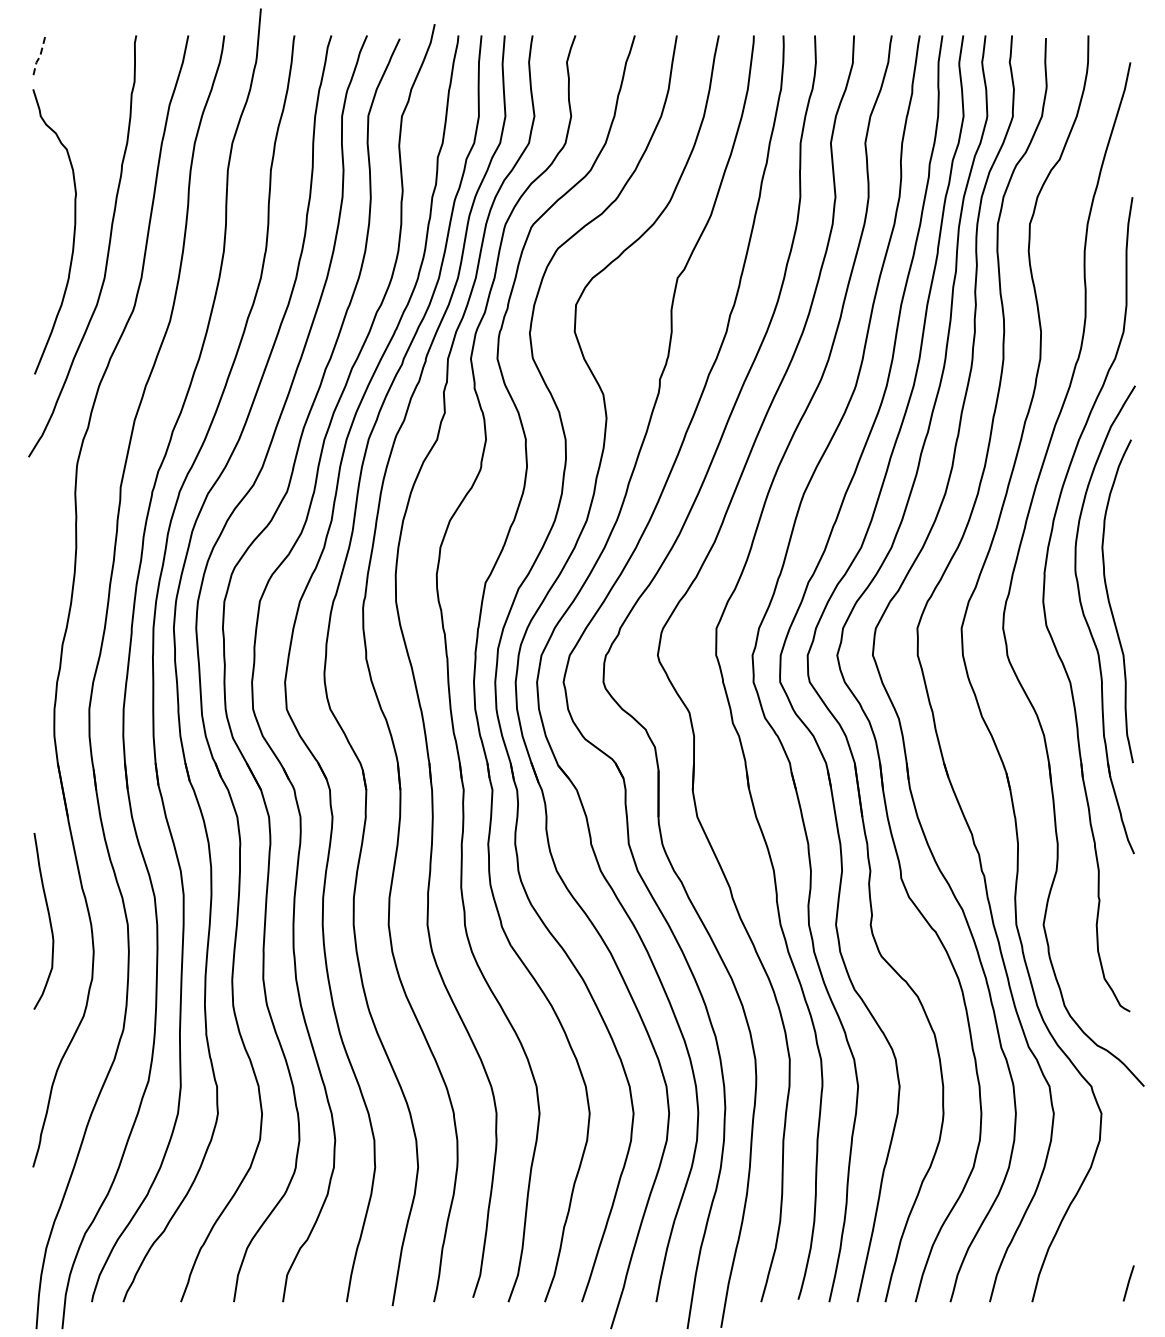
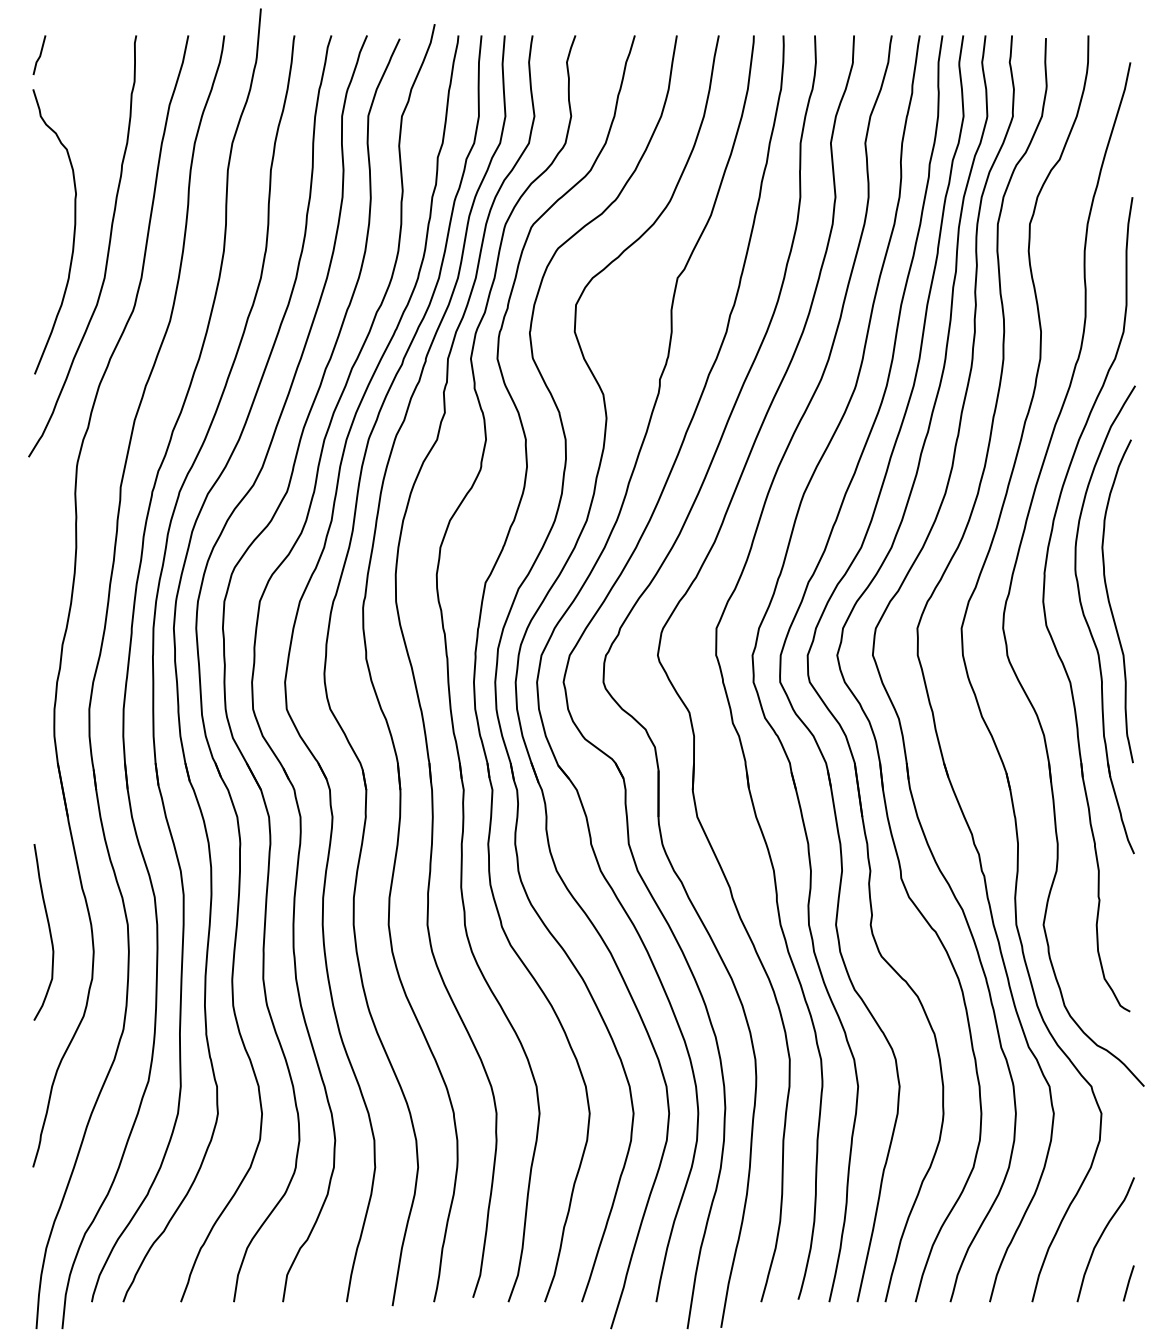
line: dashed -> solid (40, 56)
curve position: (48, 918) -> (48, 929) (48, 929)
curve: none -> present (1101, 1237)
